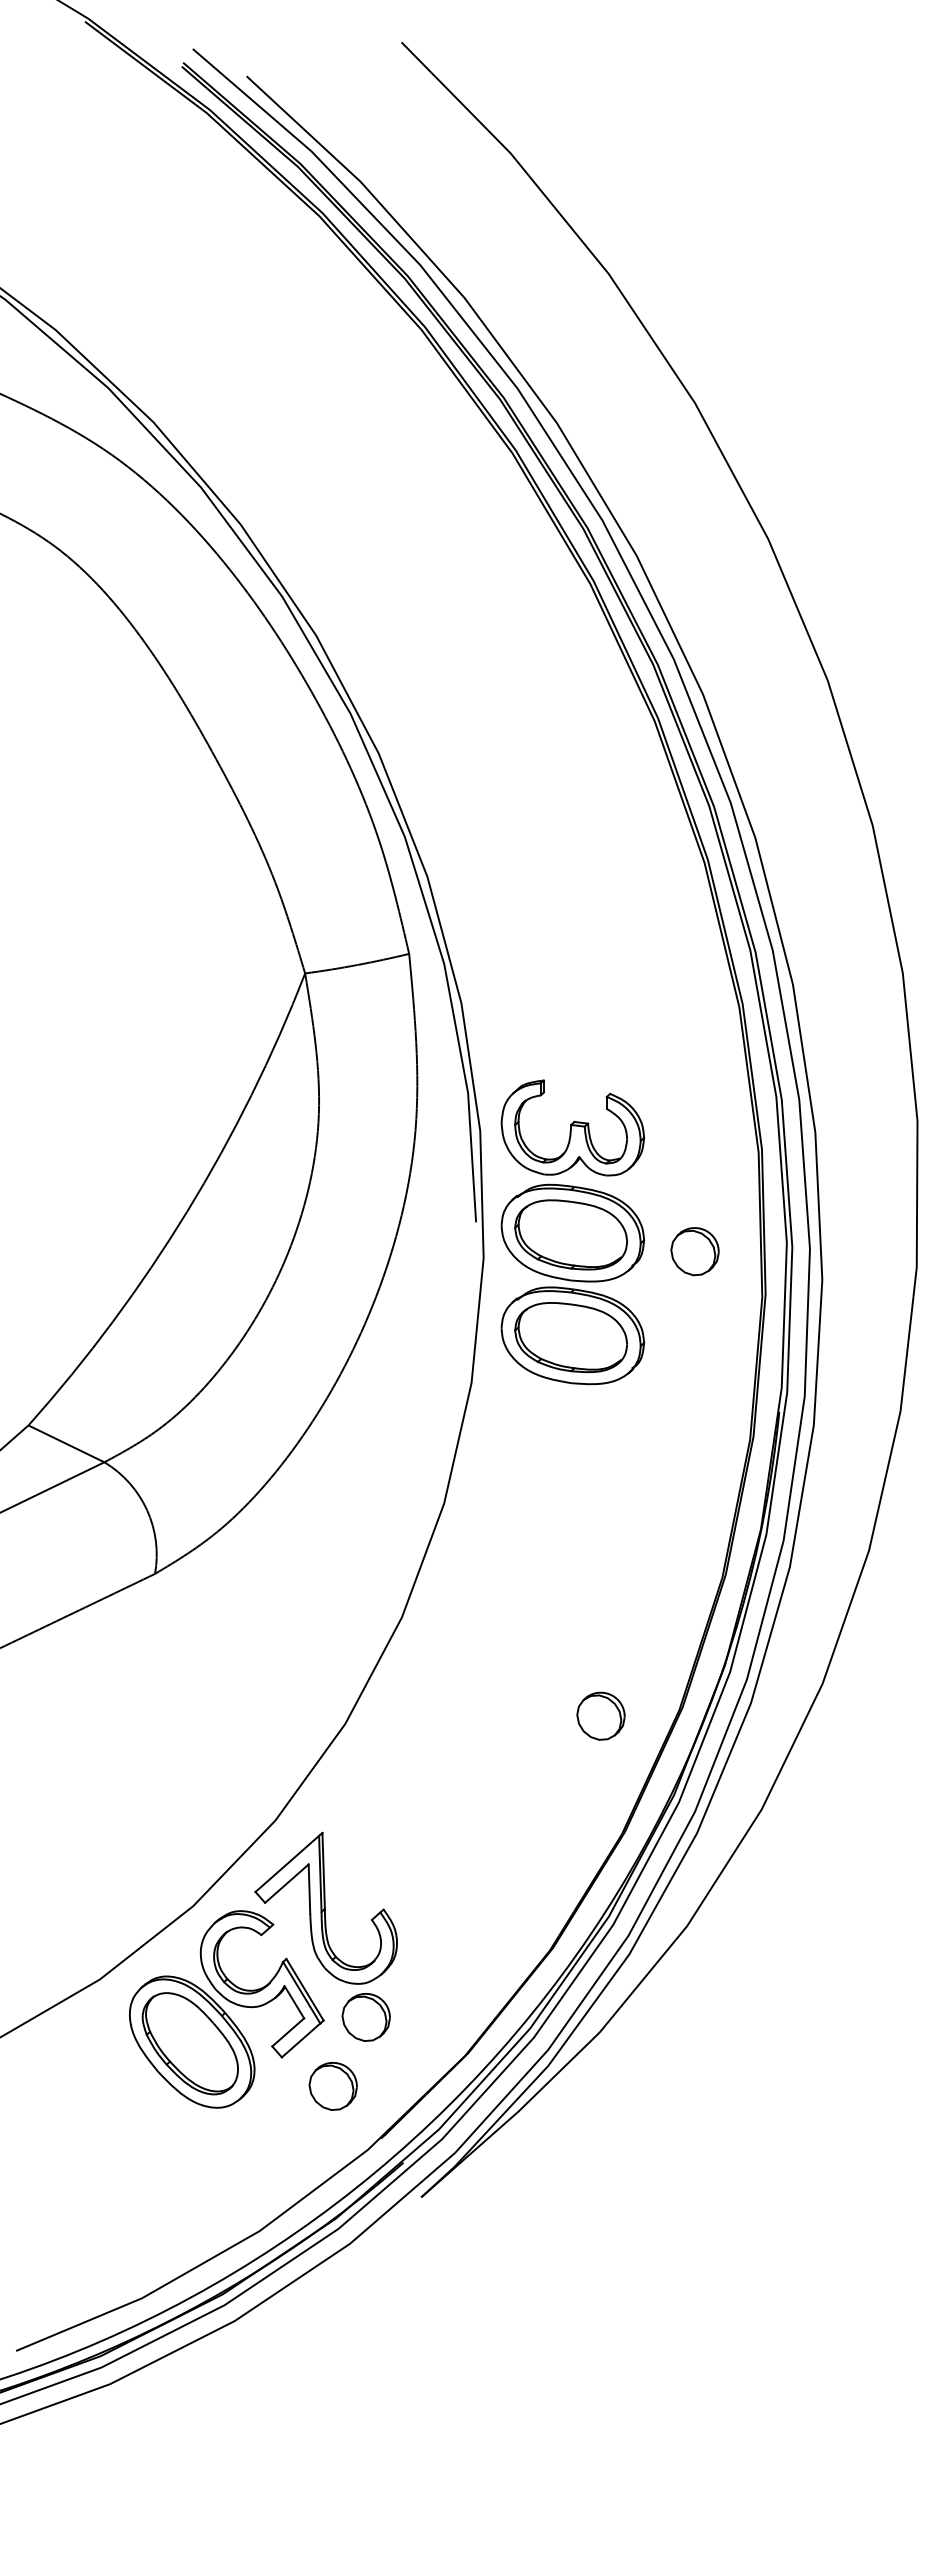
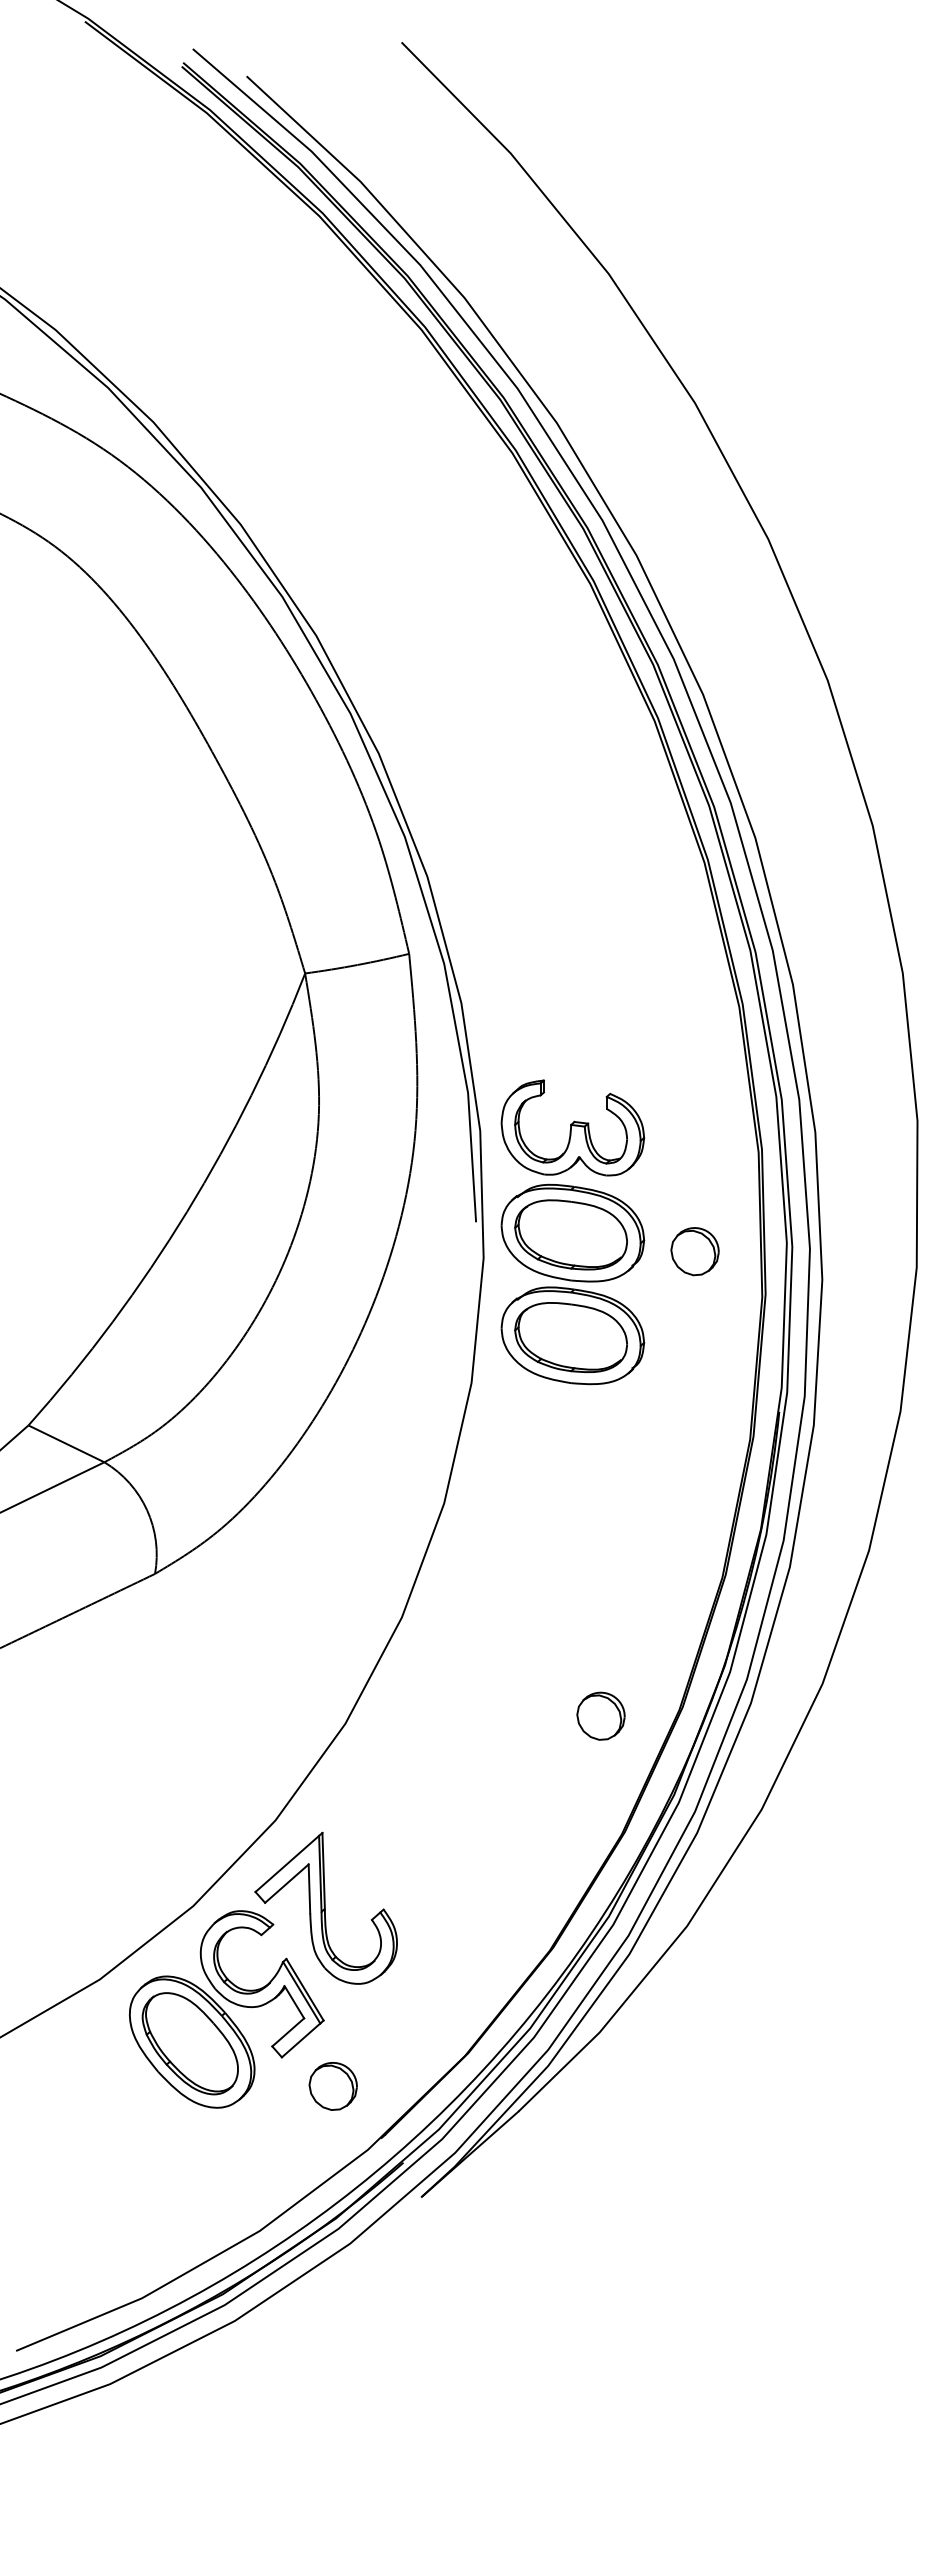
part: present -> none (365, 2017)
